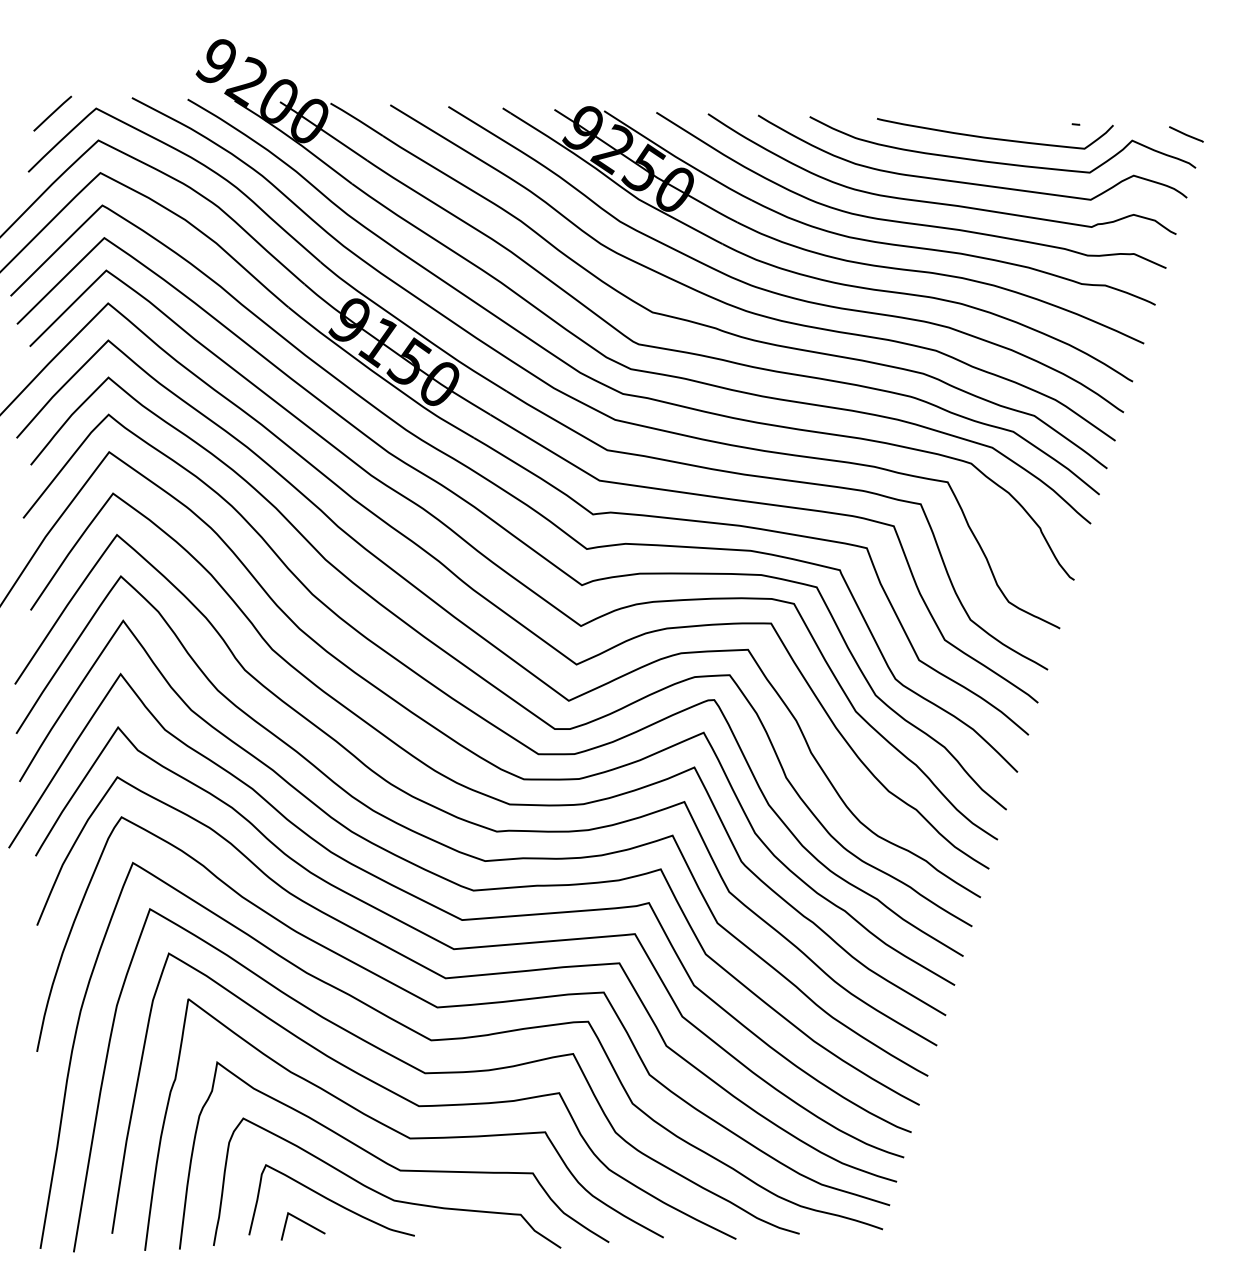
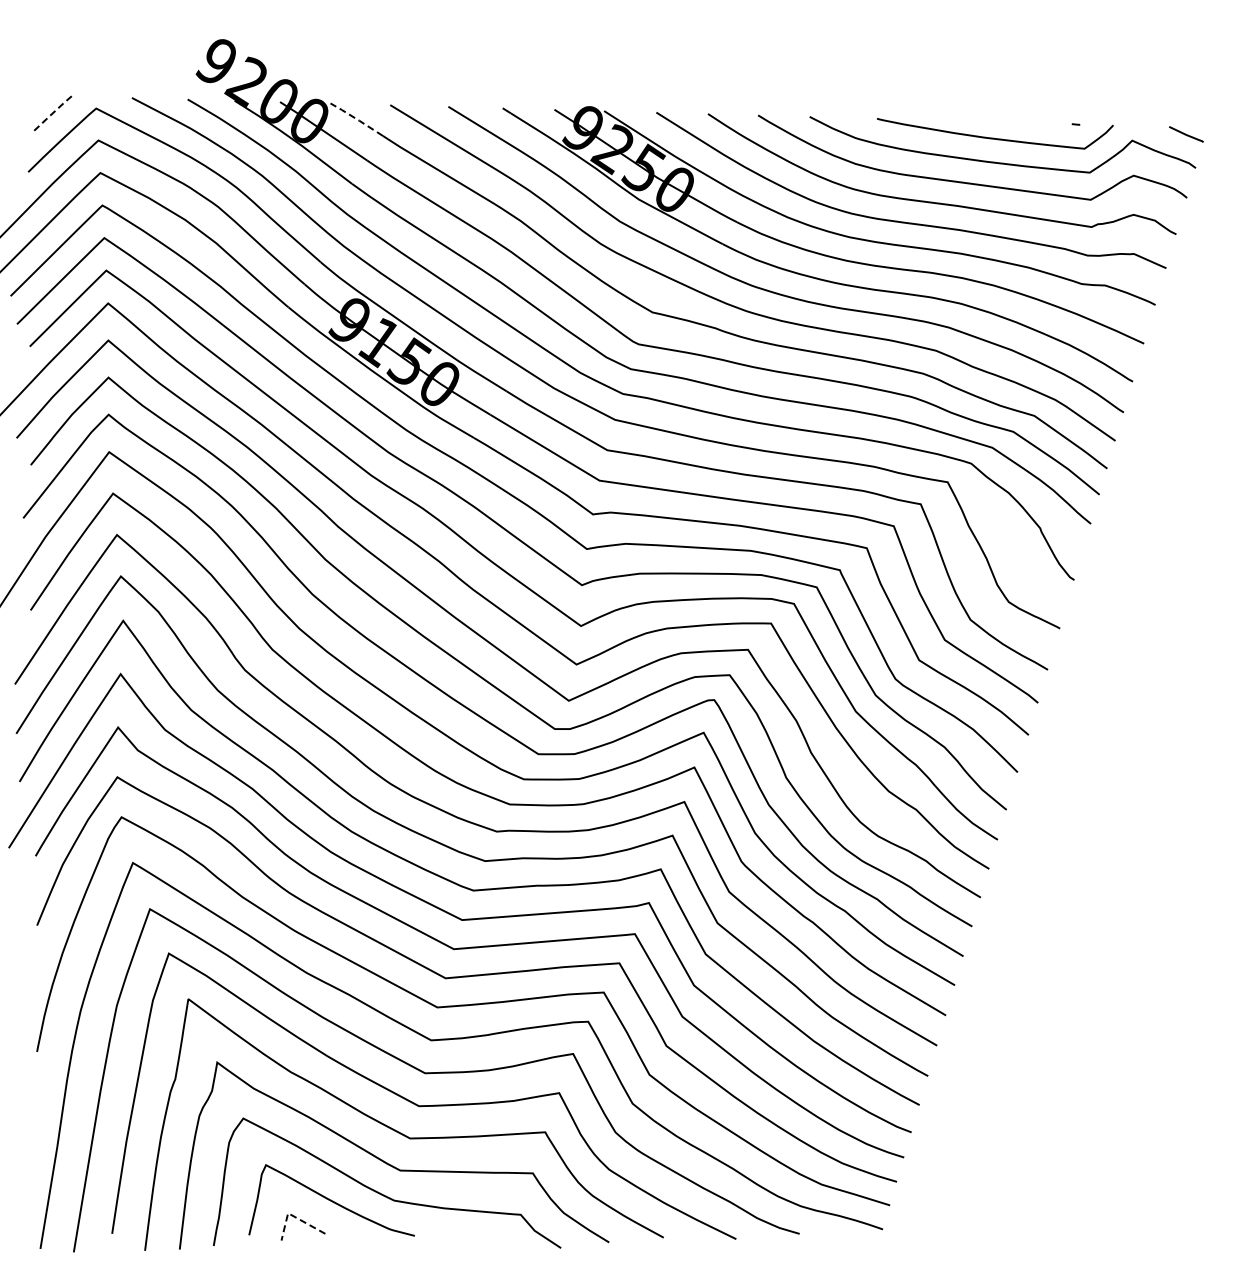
line: solid -> dashed (52, 113)
line: solid -> dashed (356, 118)
line: solid -> dashed (293, 1216)
